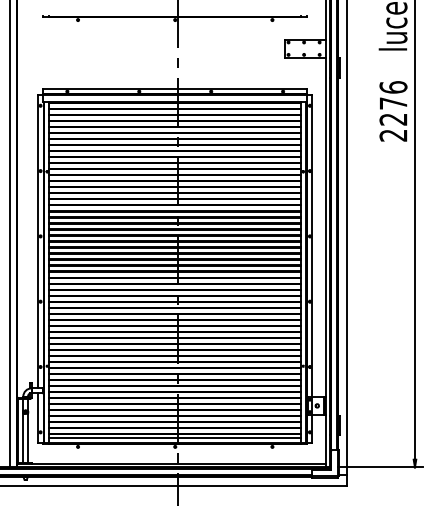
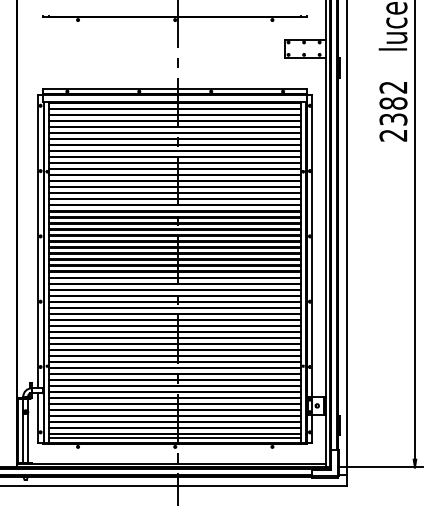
text: 2276 -> 2382 (393, 103)
line: present -> none (10, 234)
